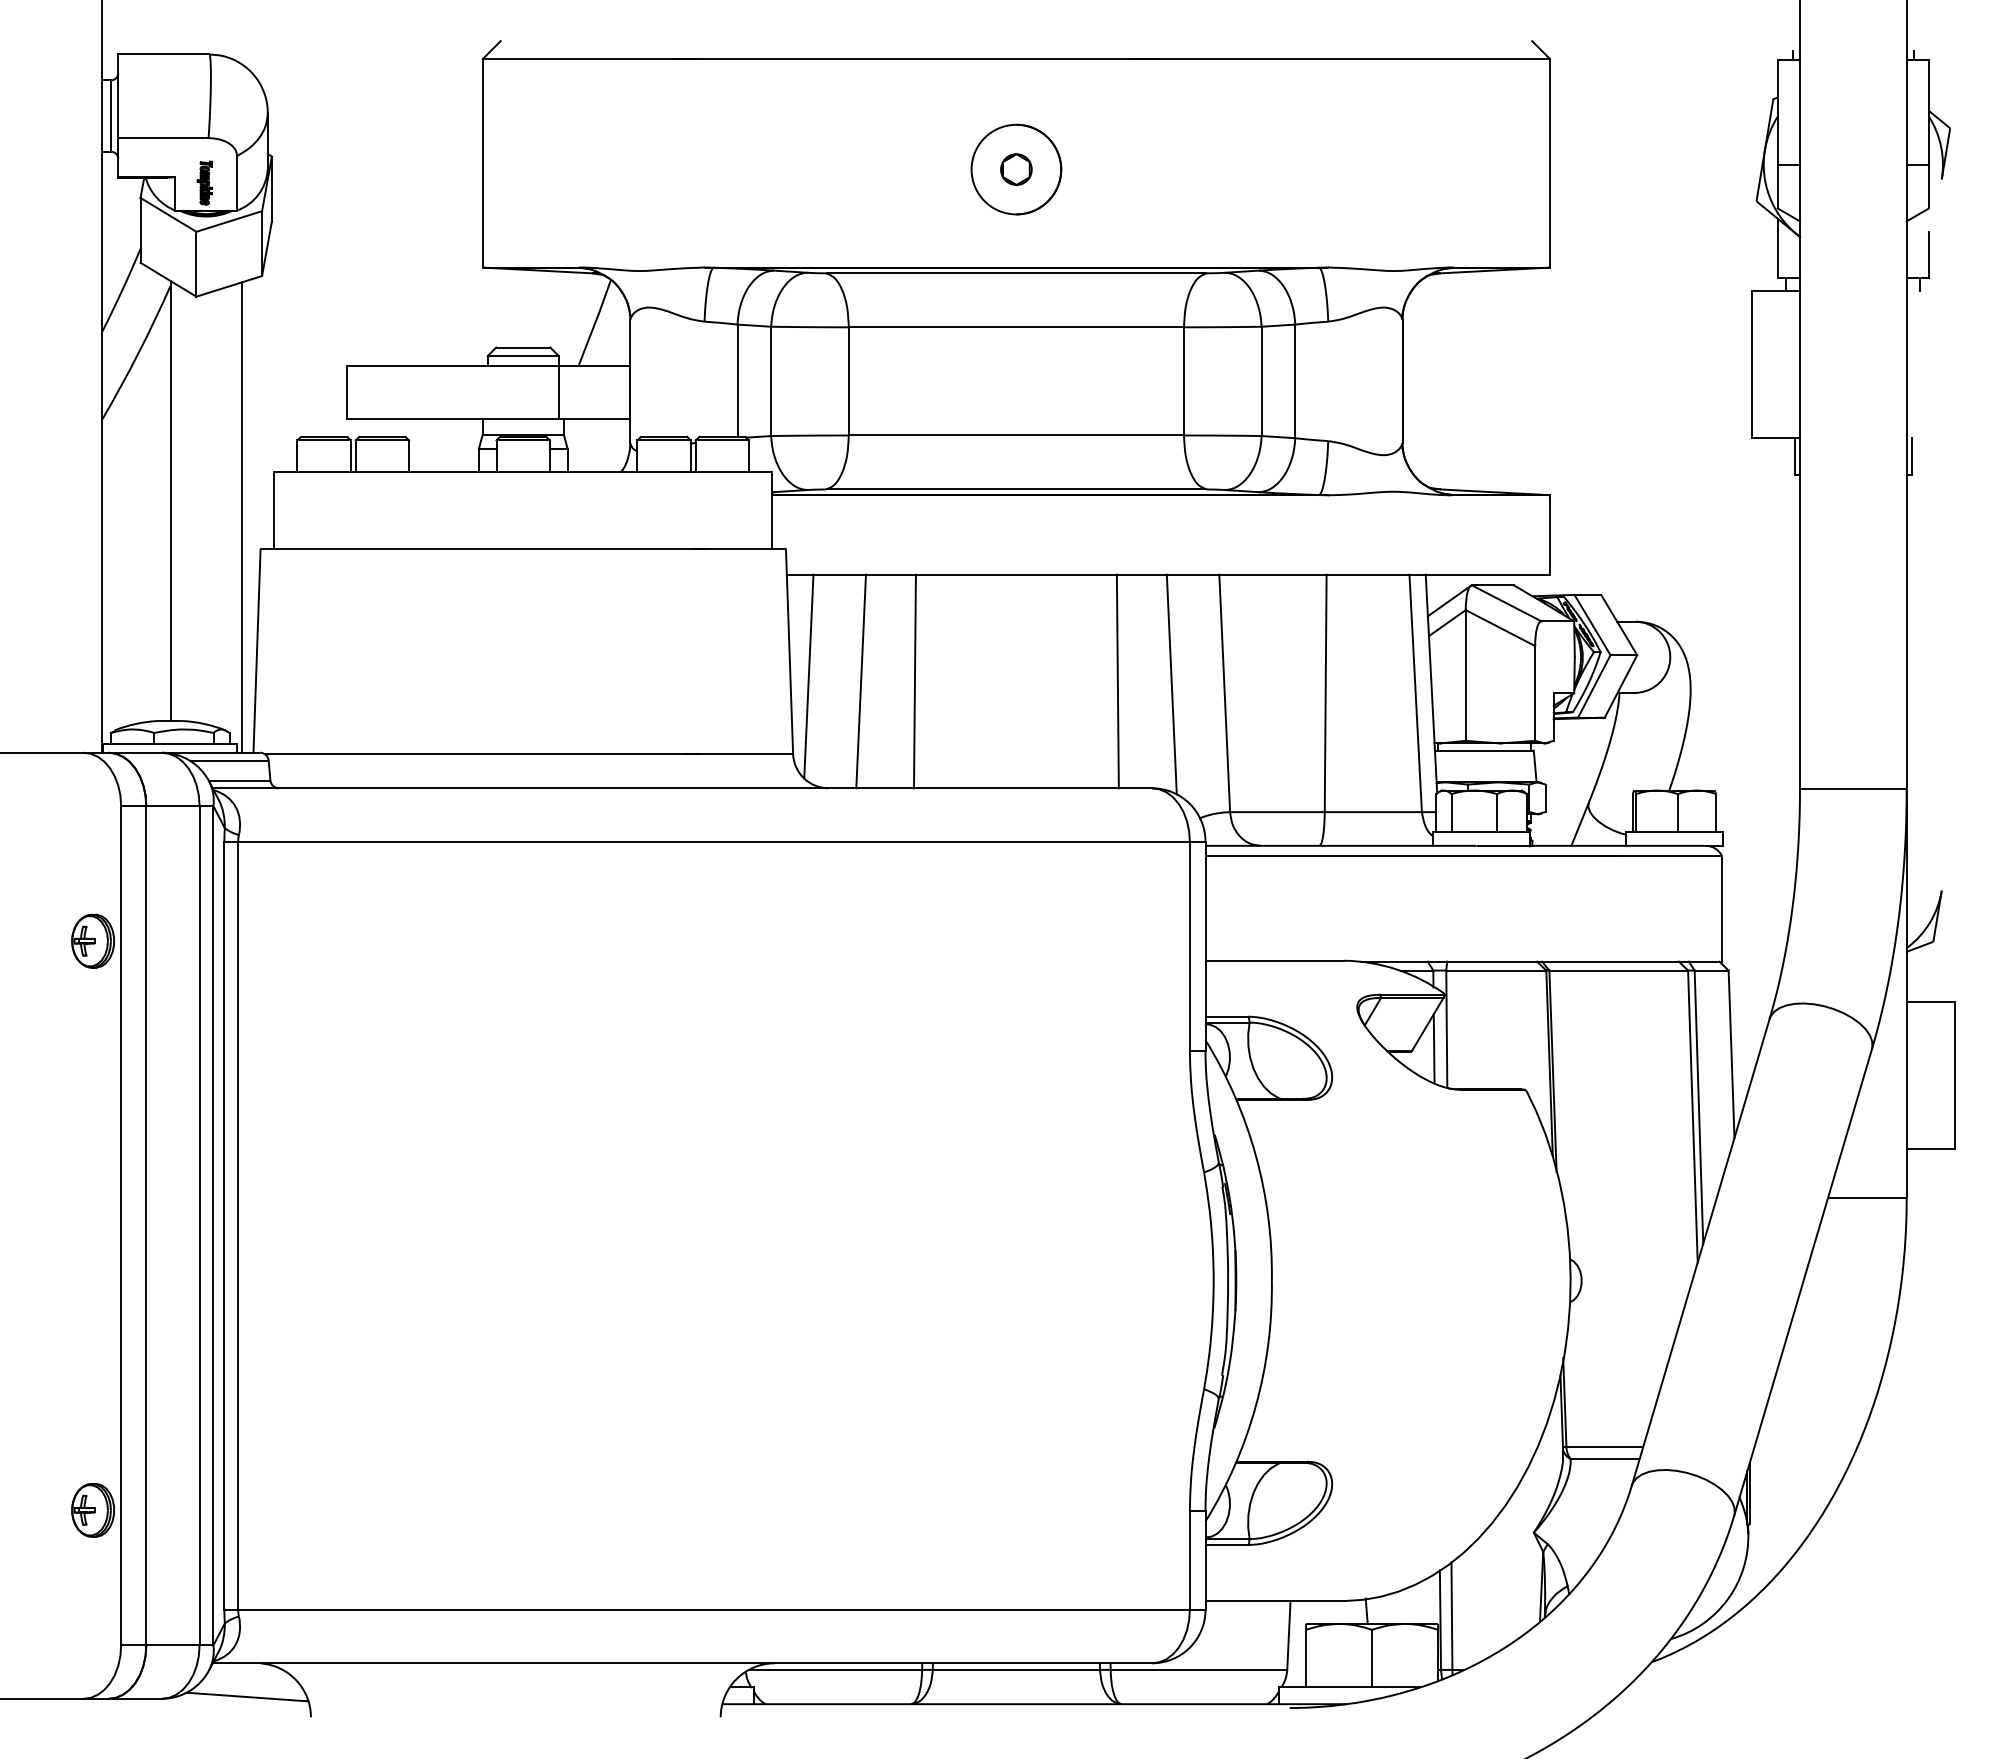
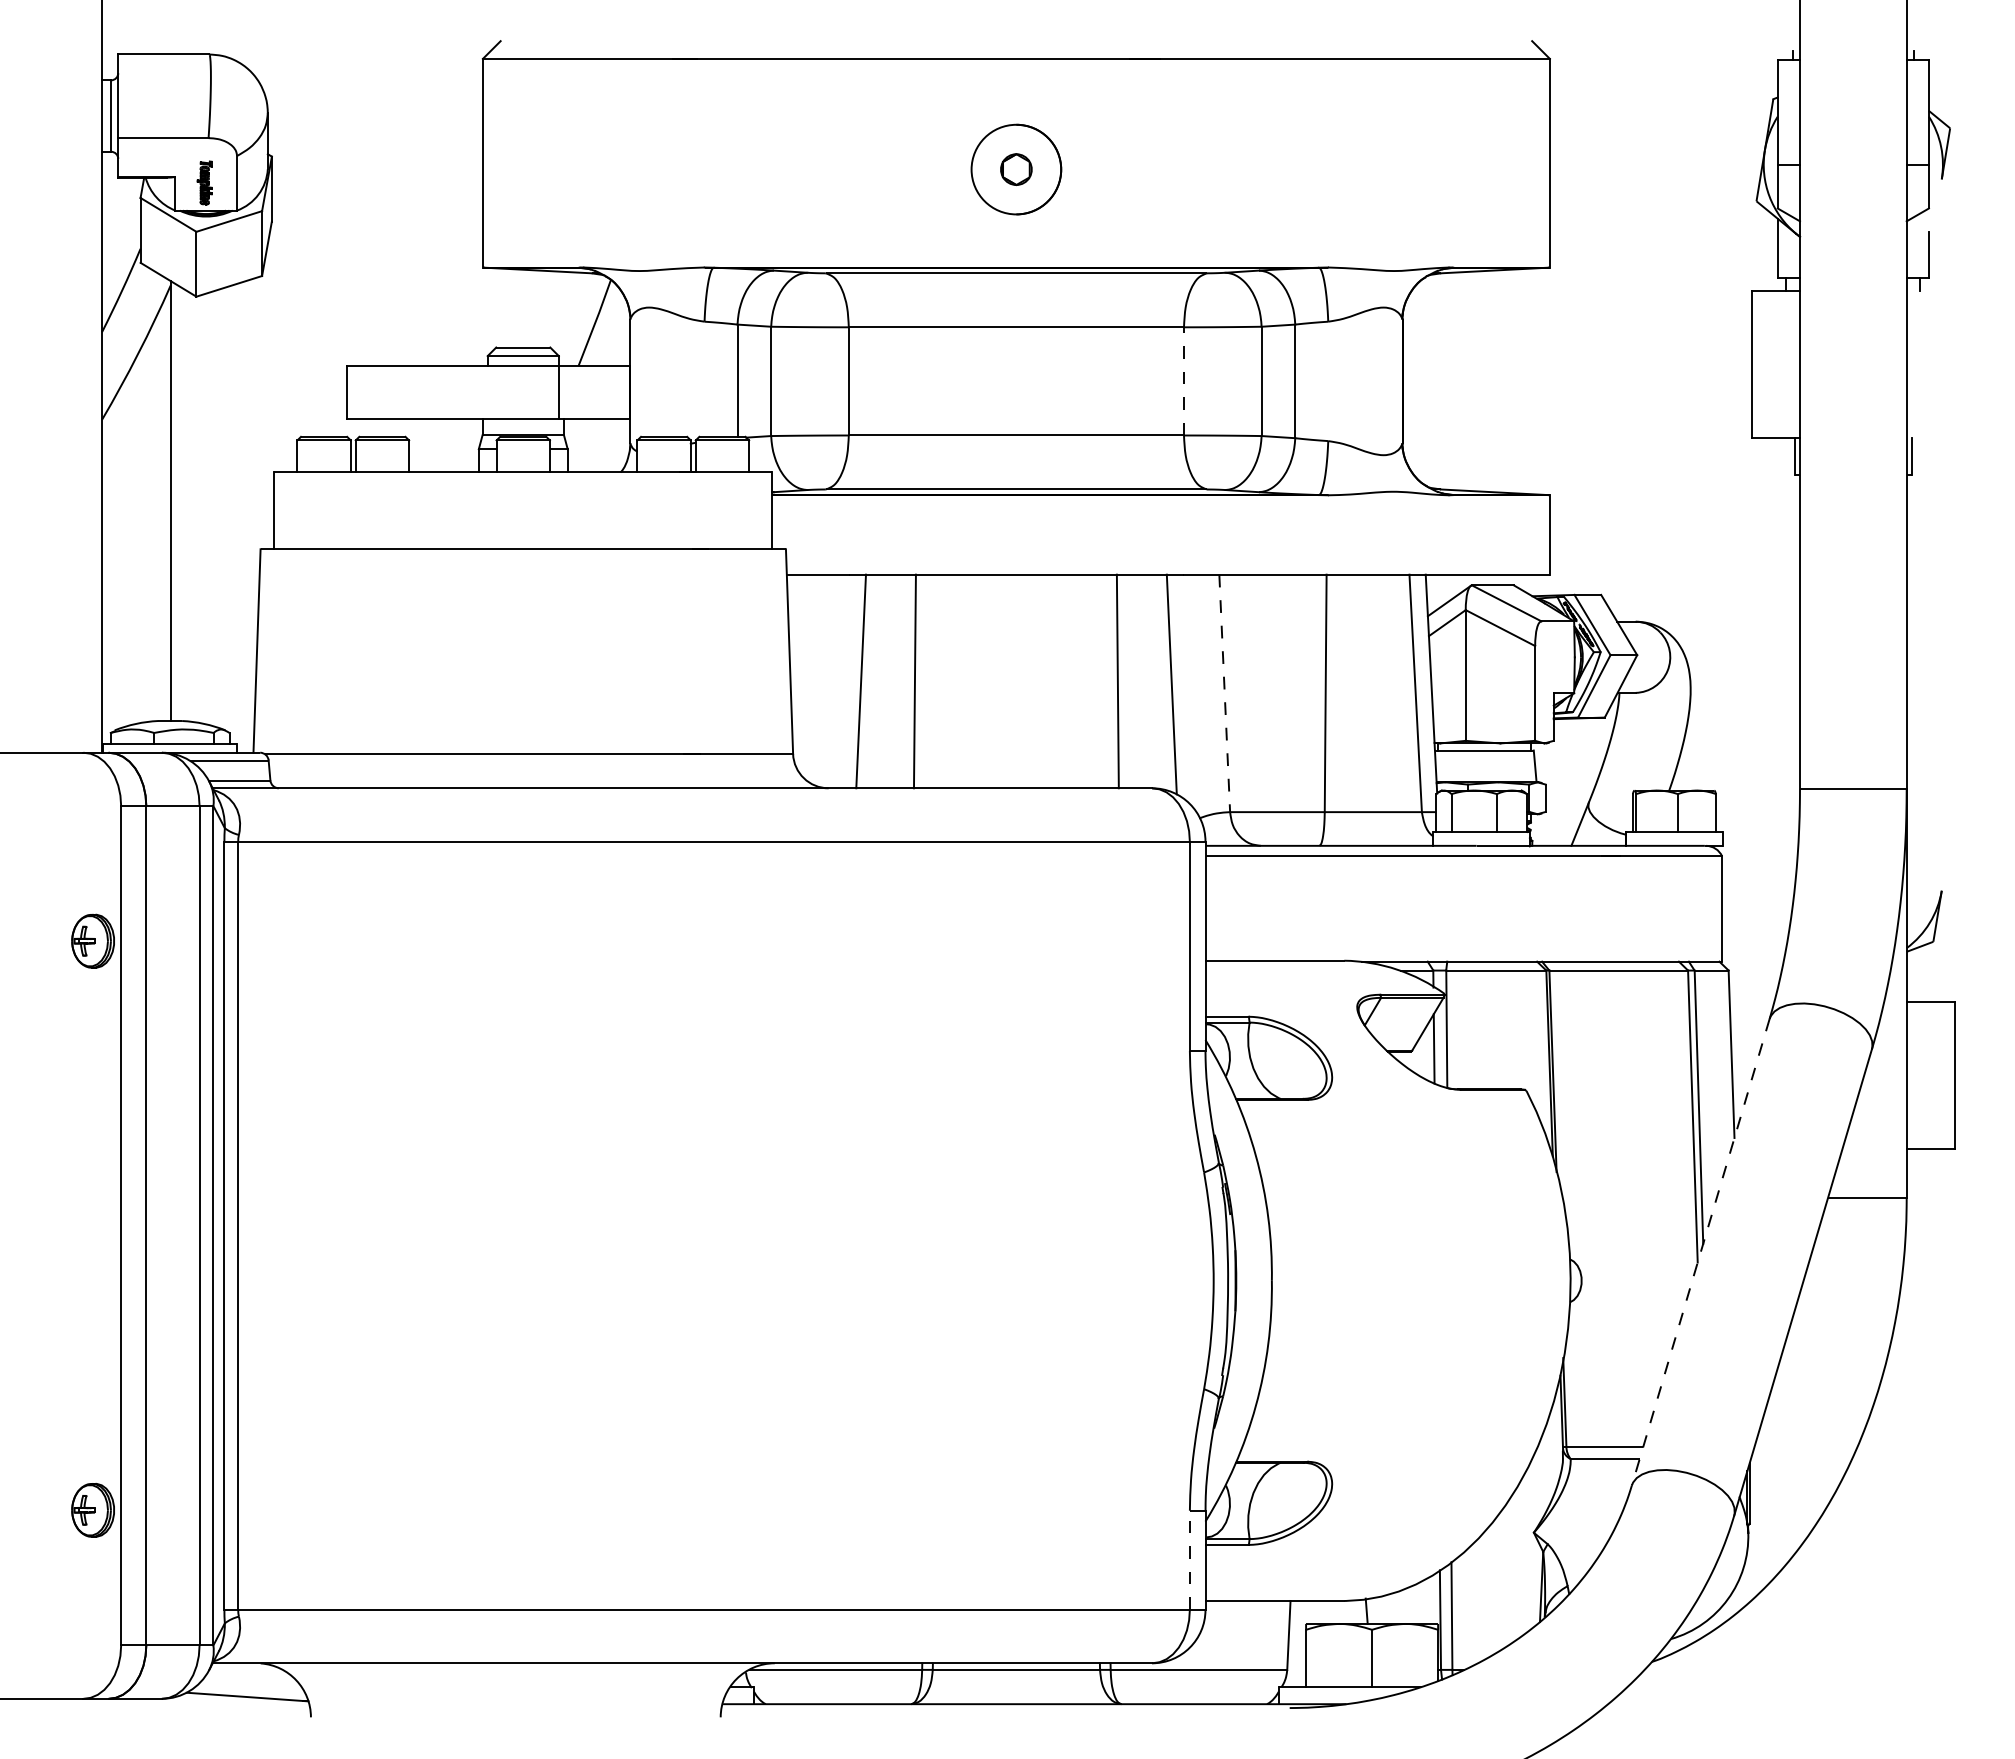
line: solid -> dashed (1183, 380)
line: present -> none (241, 517)
line: present -> none (808, 676)
line: solid -> dashed (1224, 693)
line: solid -> dashed (1700, 1252)
line: solid -> dashed (1189, 1560)
